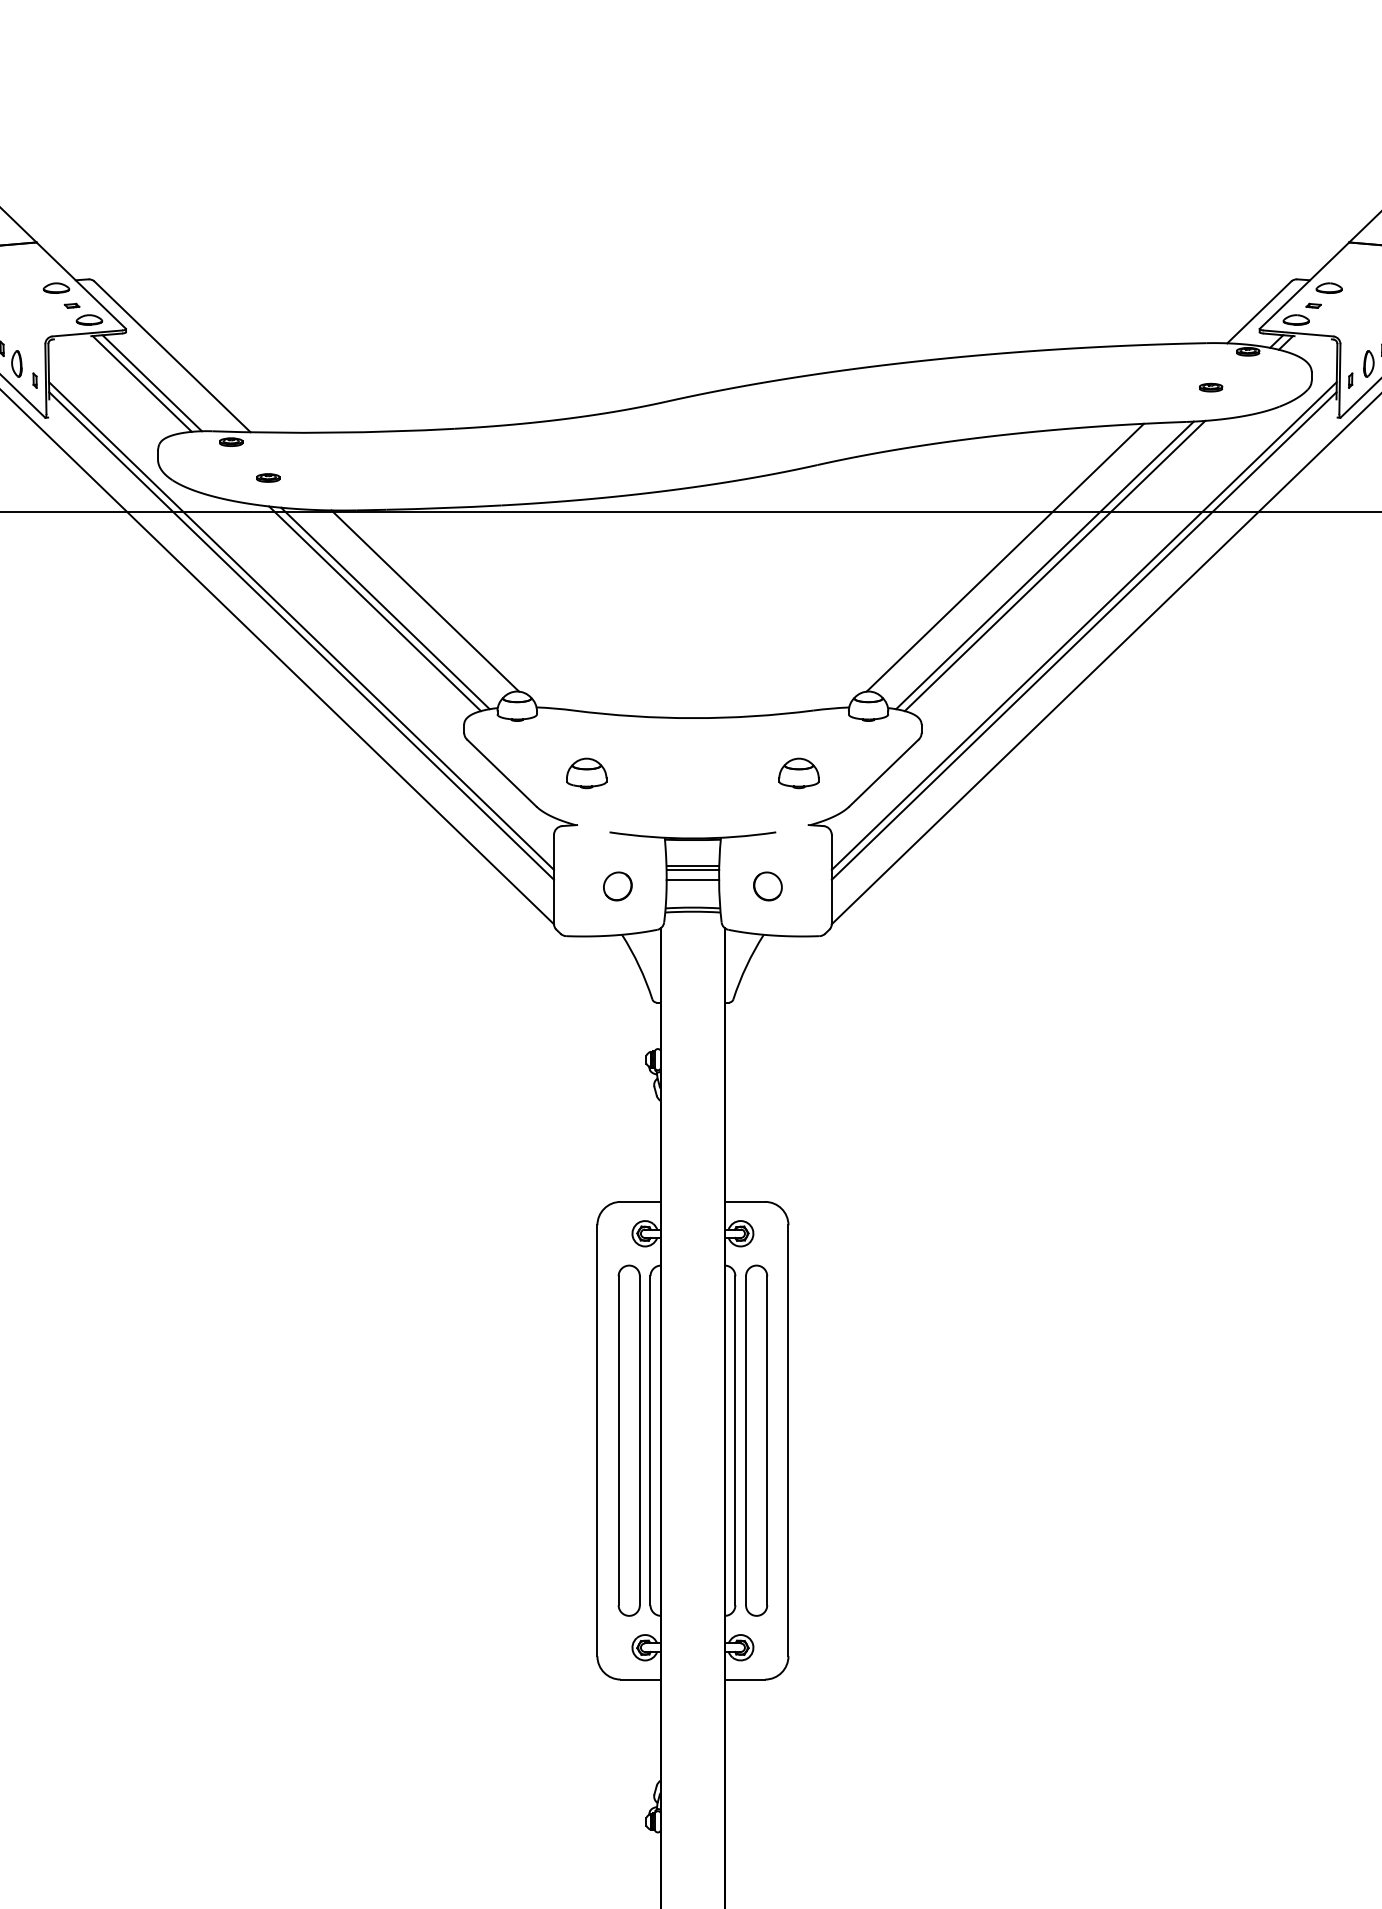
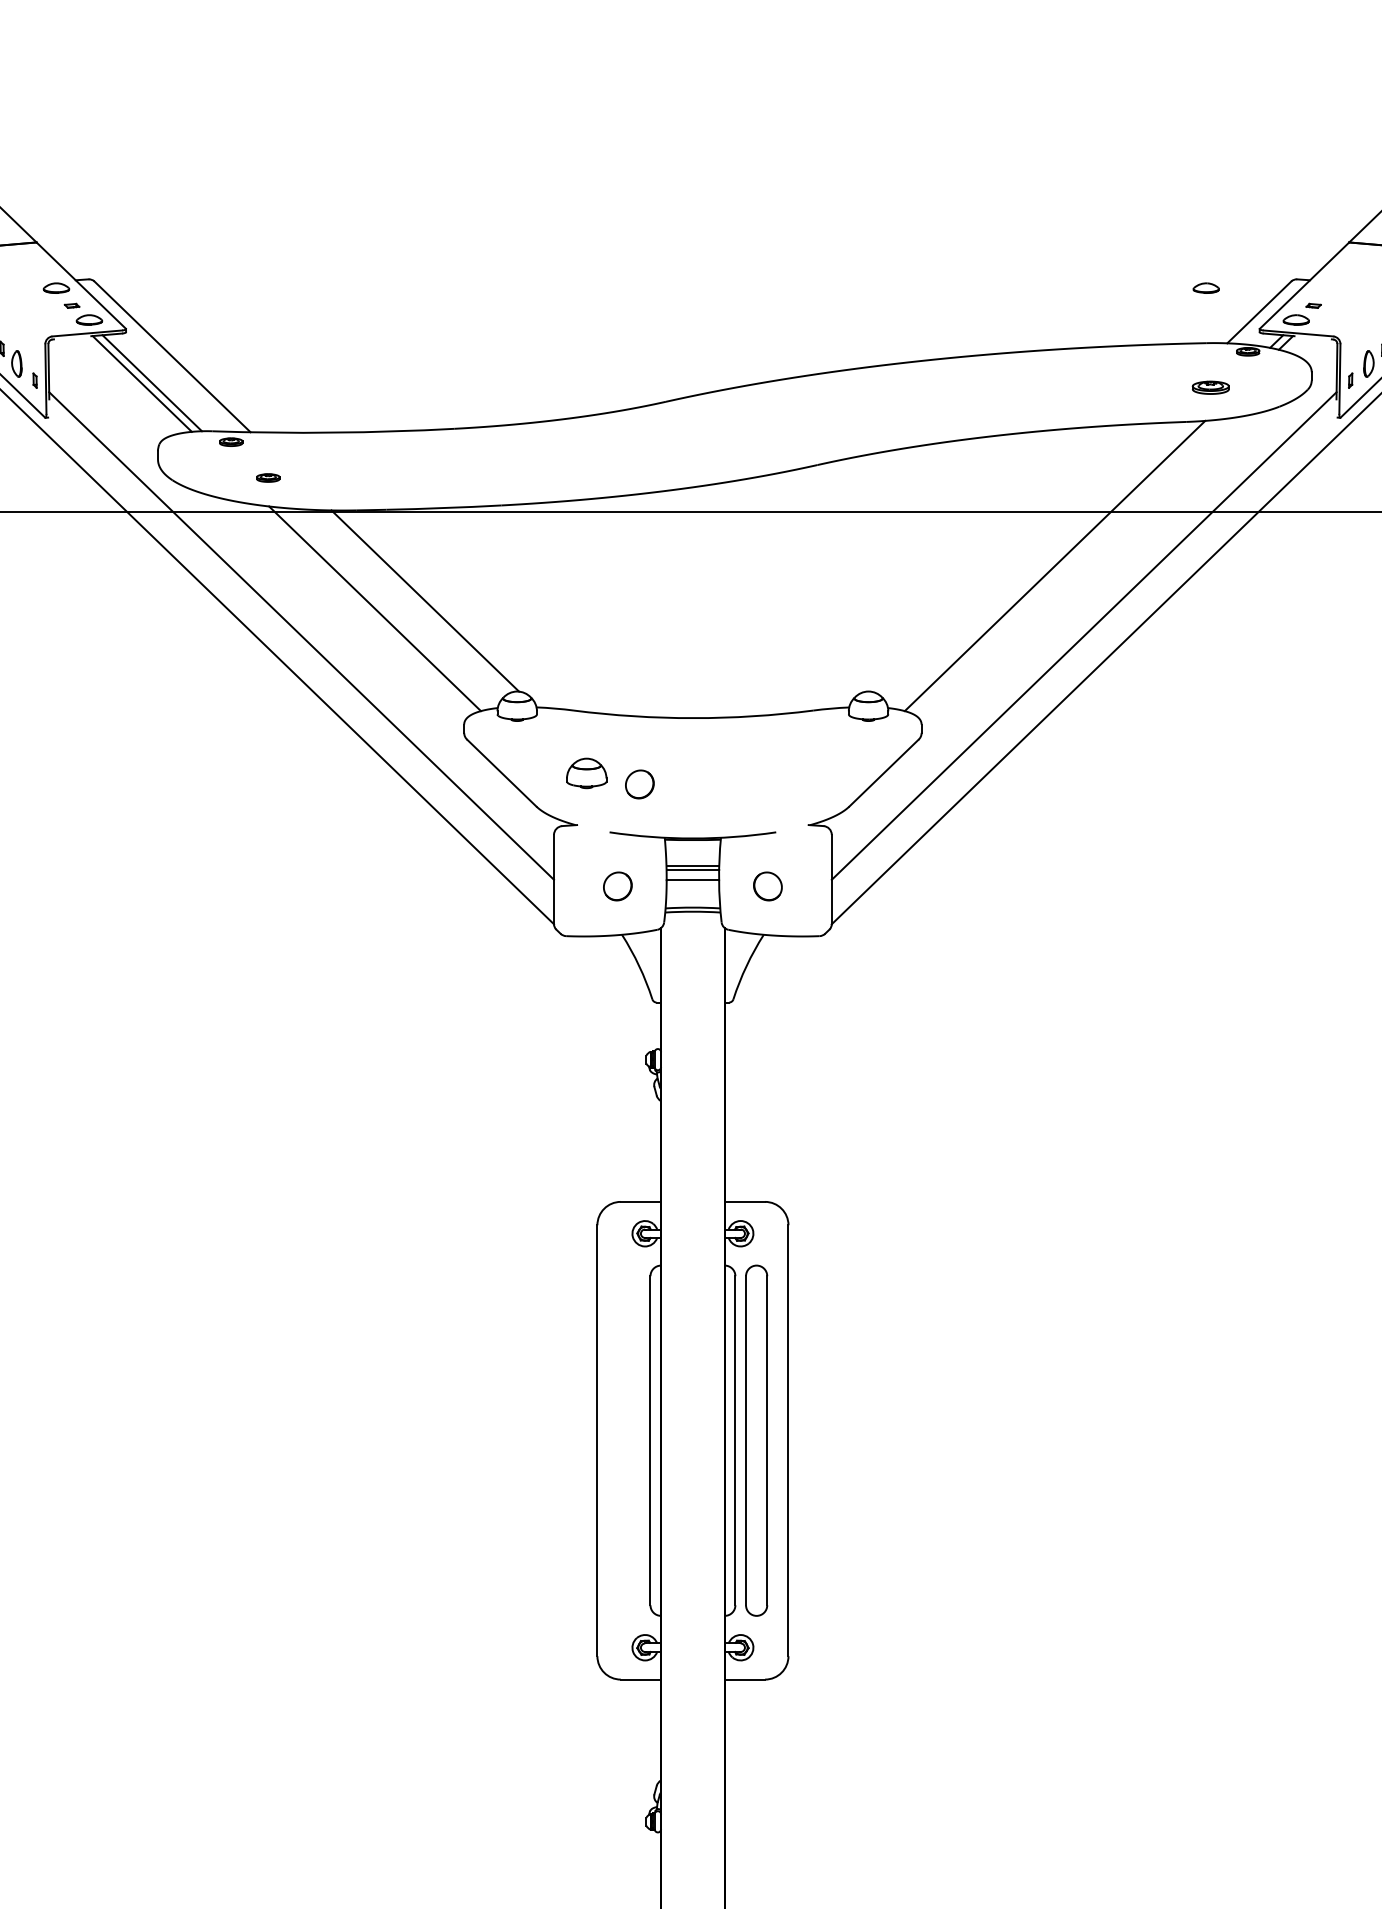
part position: (1328, 287) -> (1205, 287) (1205, 287)
part size: 25x11 px -> 39x15 px (1210, 387)
line: present -> none (1005, 557)
line: present -> none (1044, 565)
line: present -> none (385, 608)
line: present -> none (301, 625)
line: present -> none (1083, 625)
part: present -> none (798, 773)
part: none -> present (639, 784)
part: present -> none (628, 1440)
